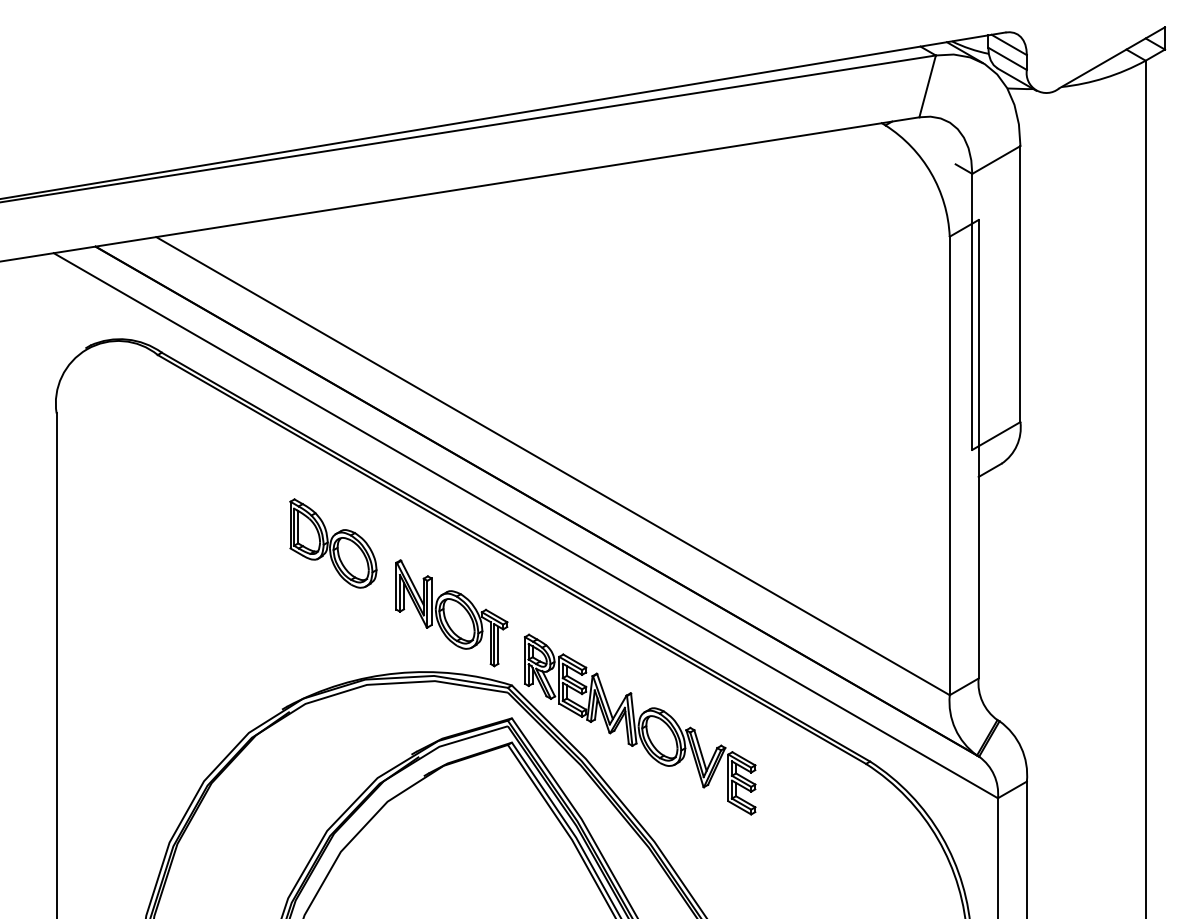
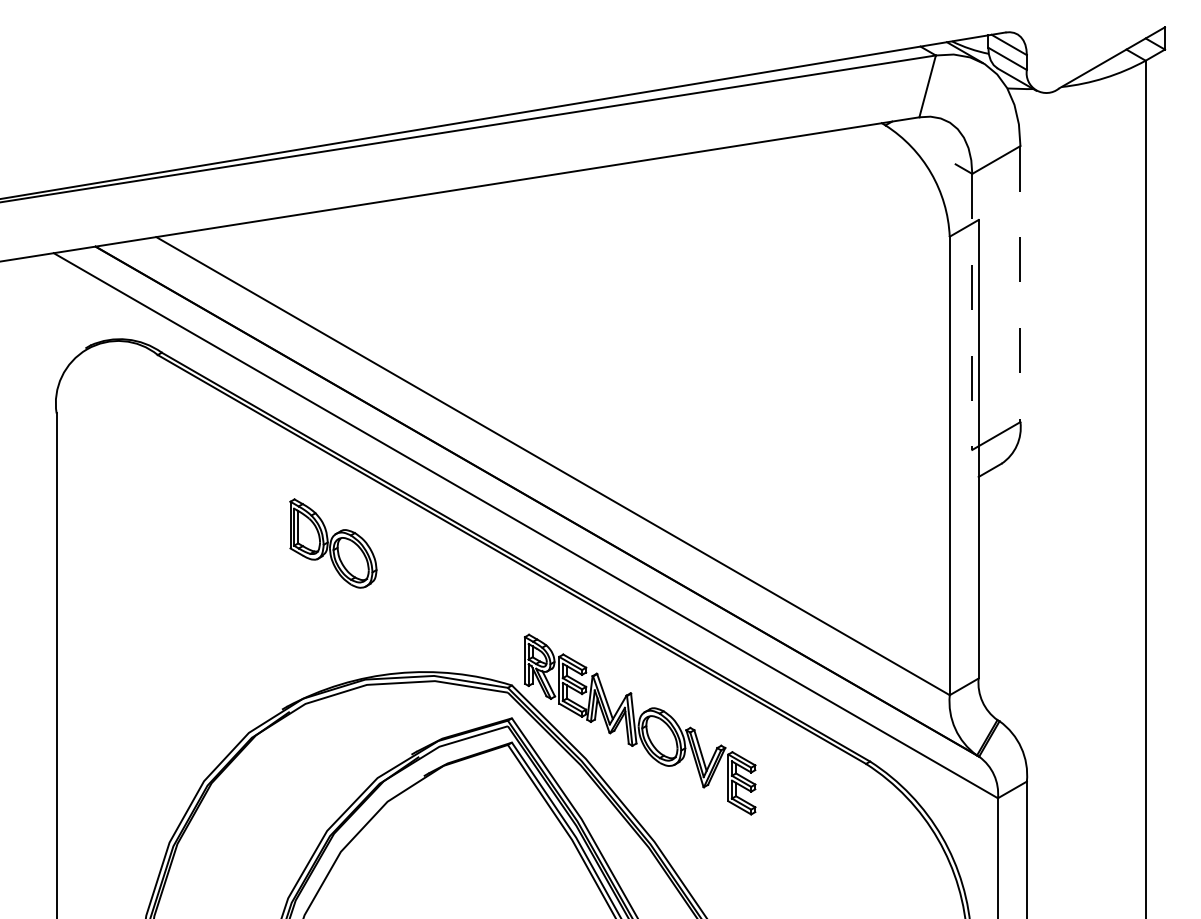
line: solid -> dashed (1020, 284)
line: solid -> dashed (972, 312)
part: present -> none (451, 613)
